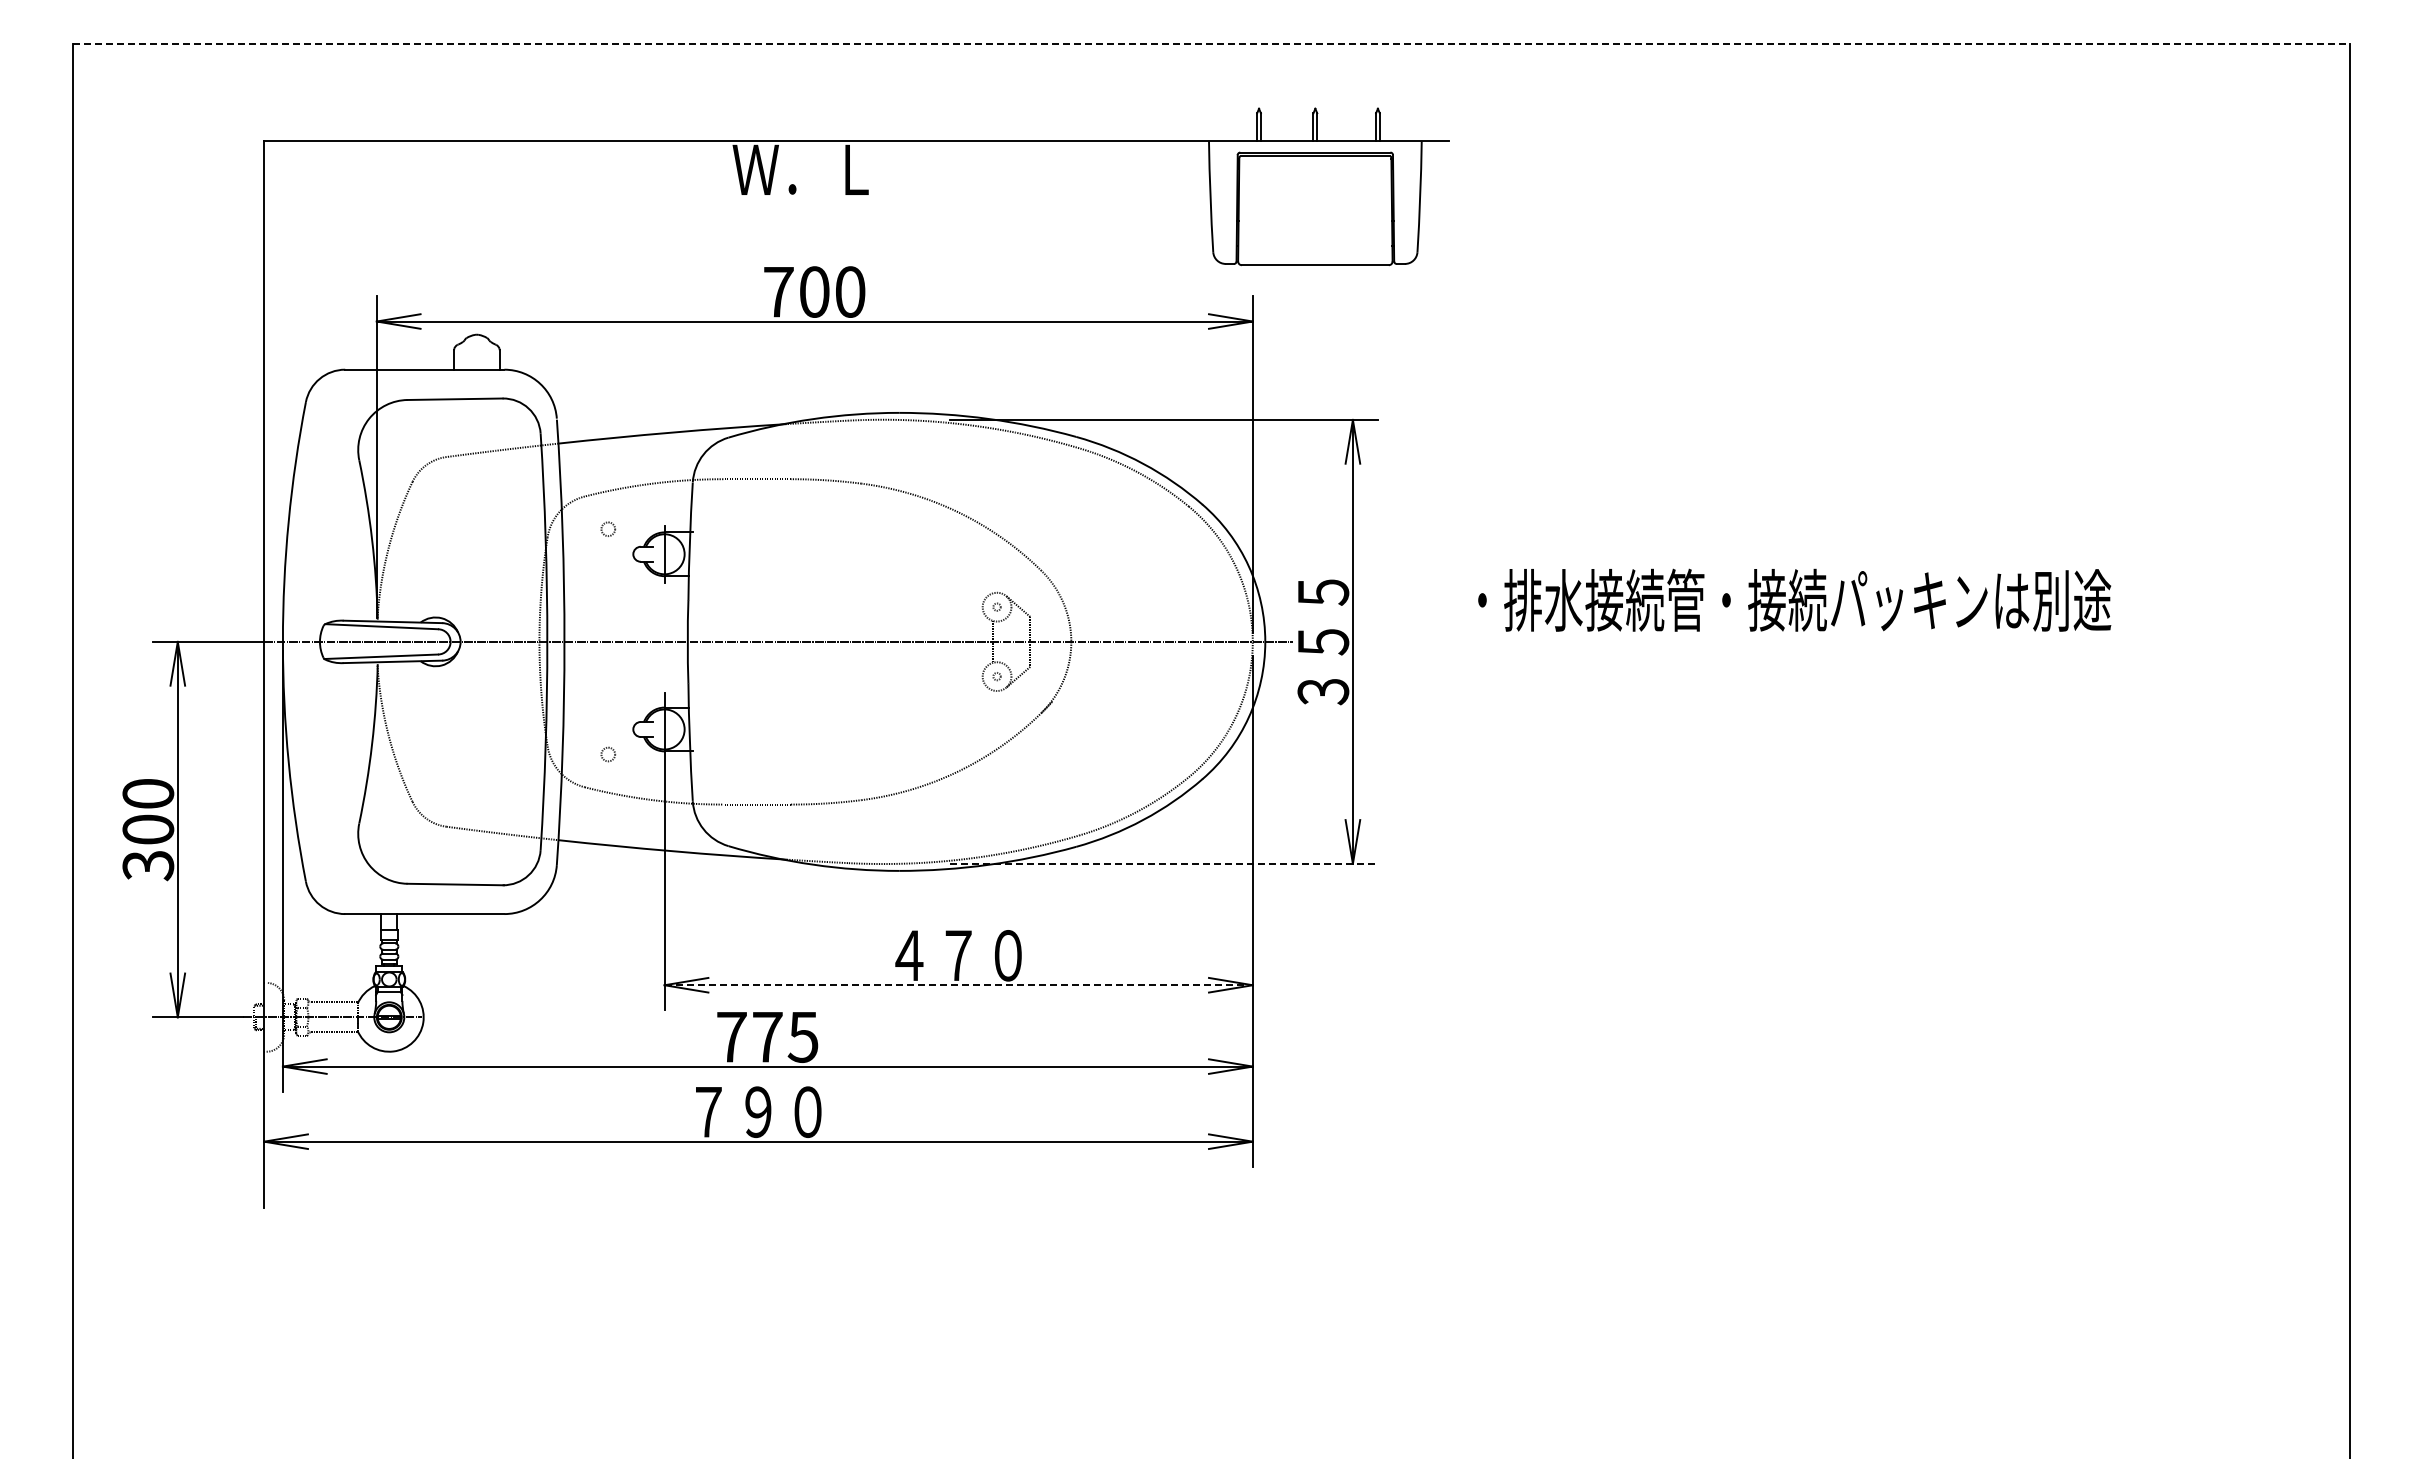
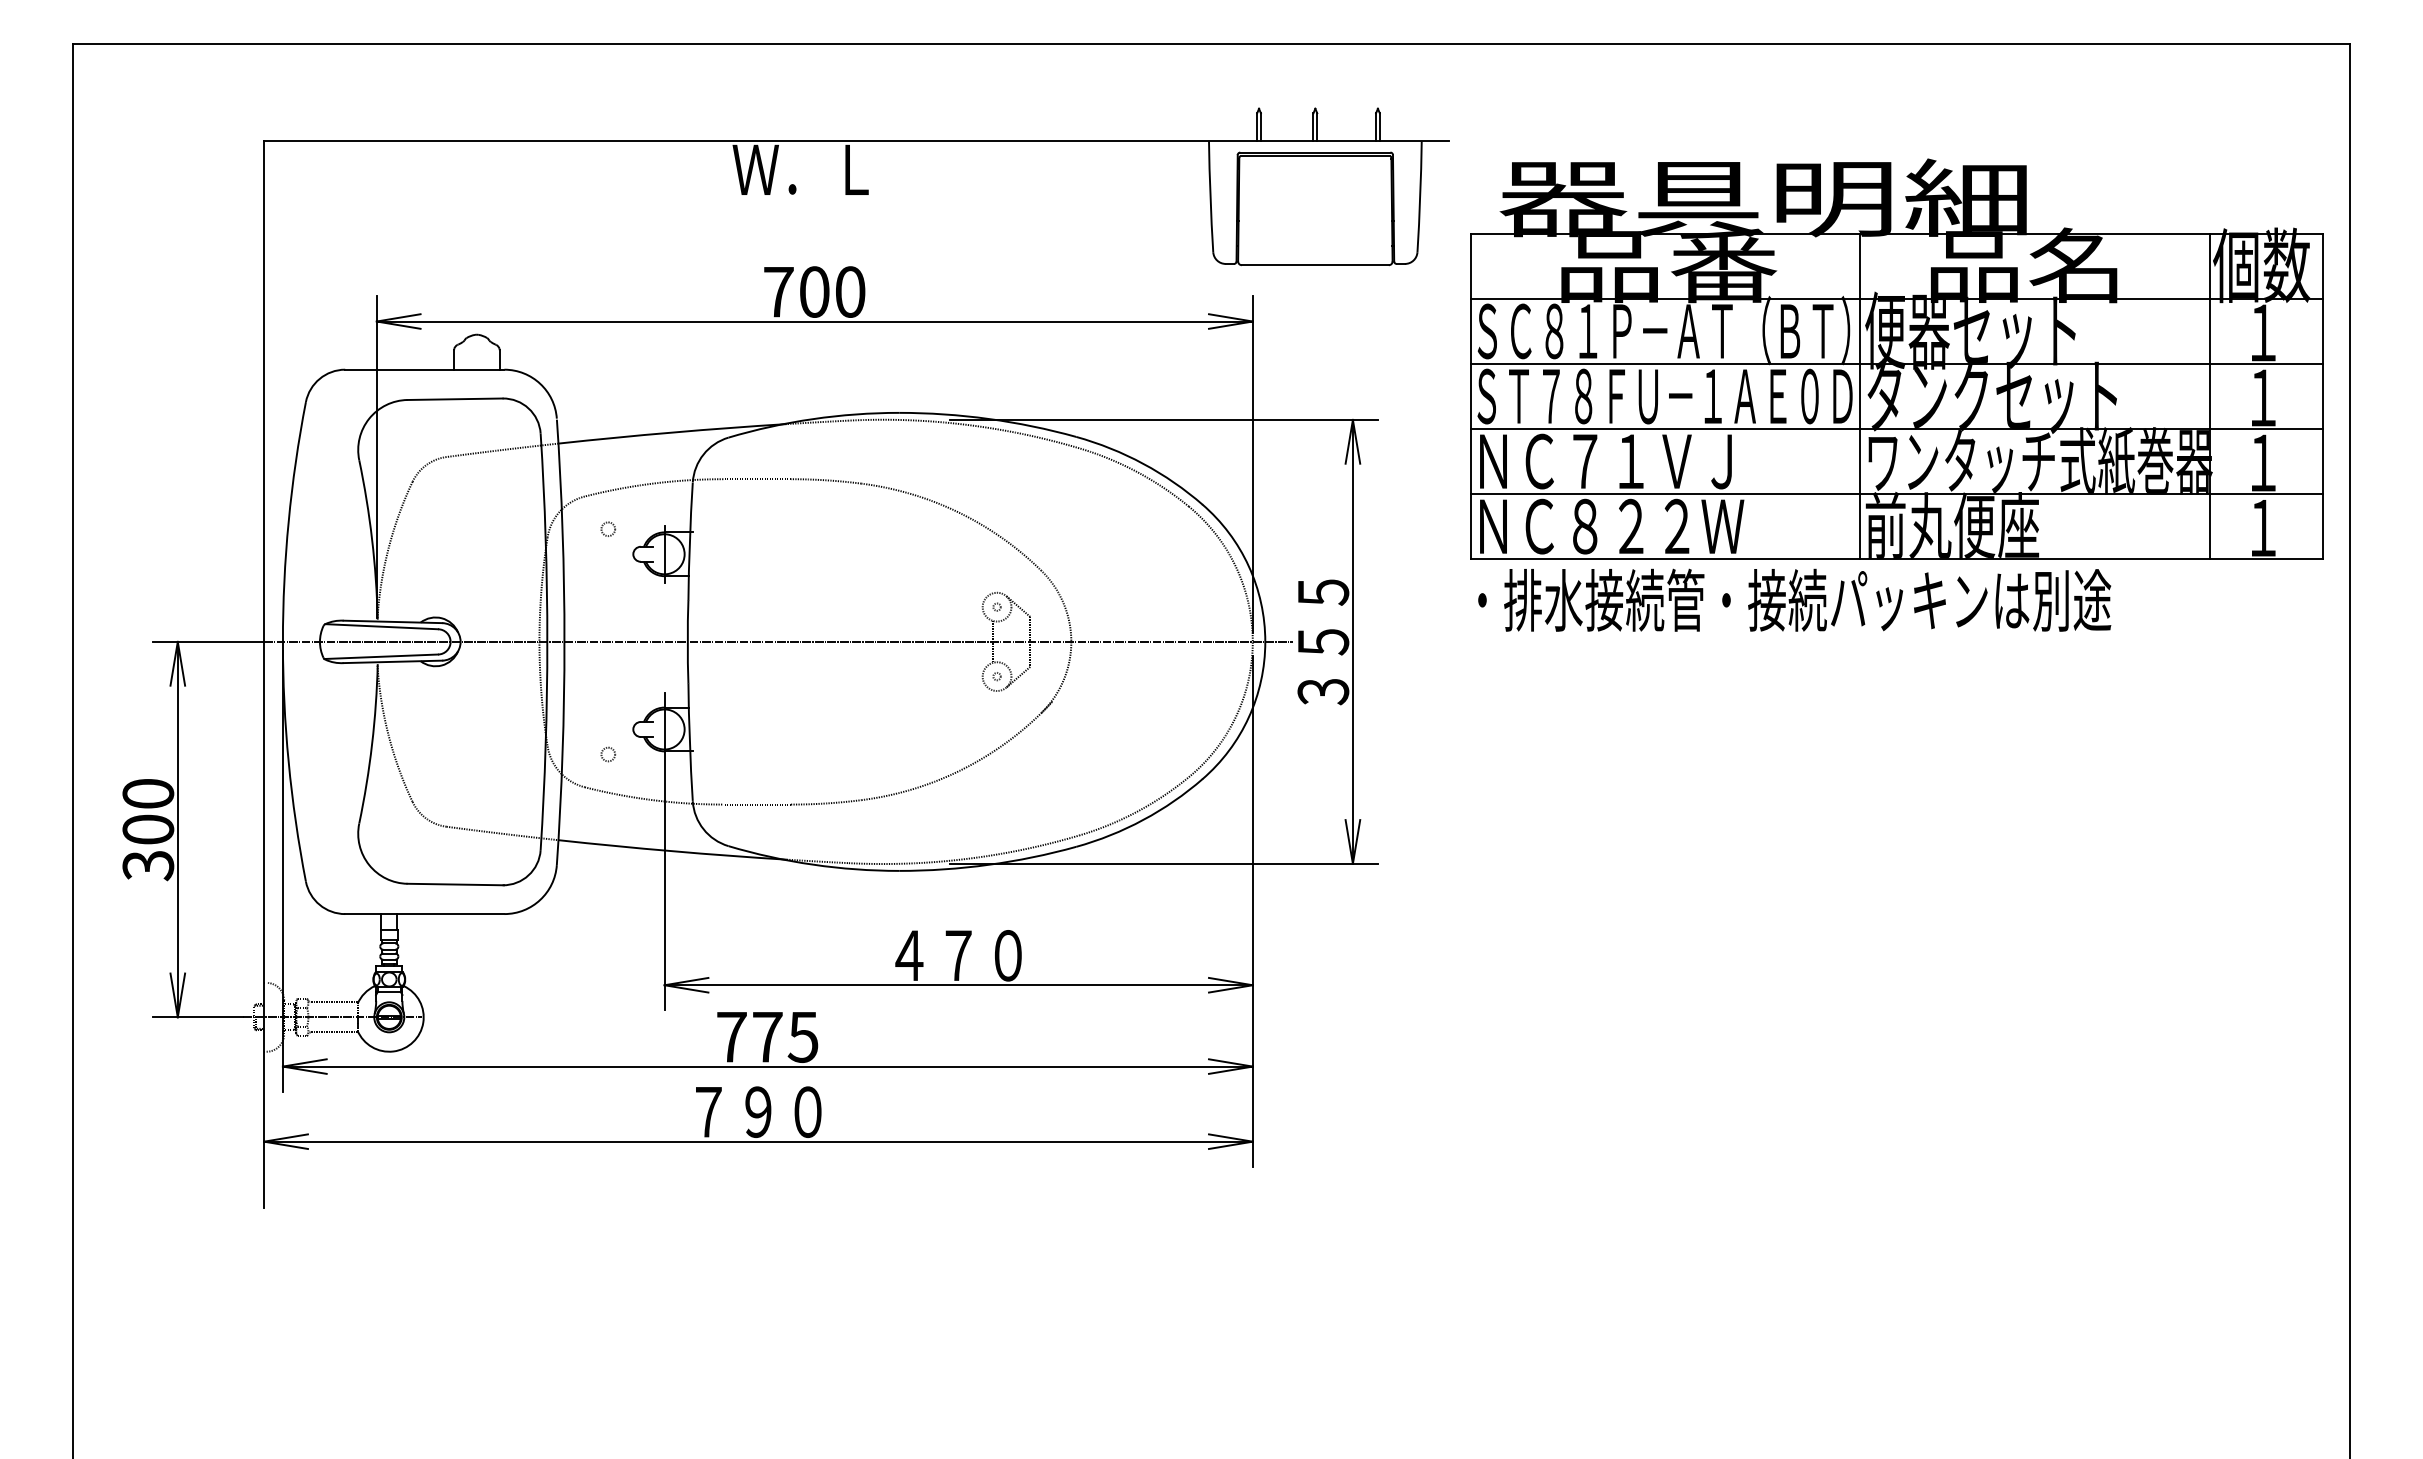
line: dashed -> solid (1211, 43)
part: none -> present (1896, 358)
line: dashed -> solid (1164, 863)
line: dashed -> solid (959, 985)
